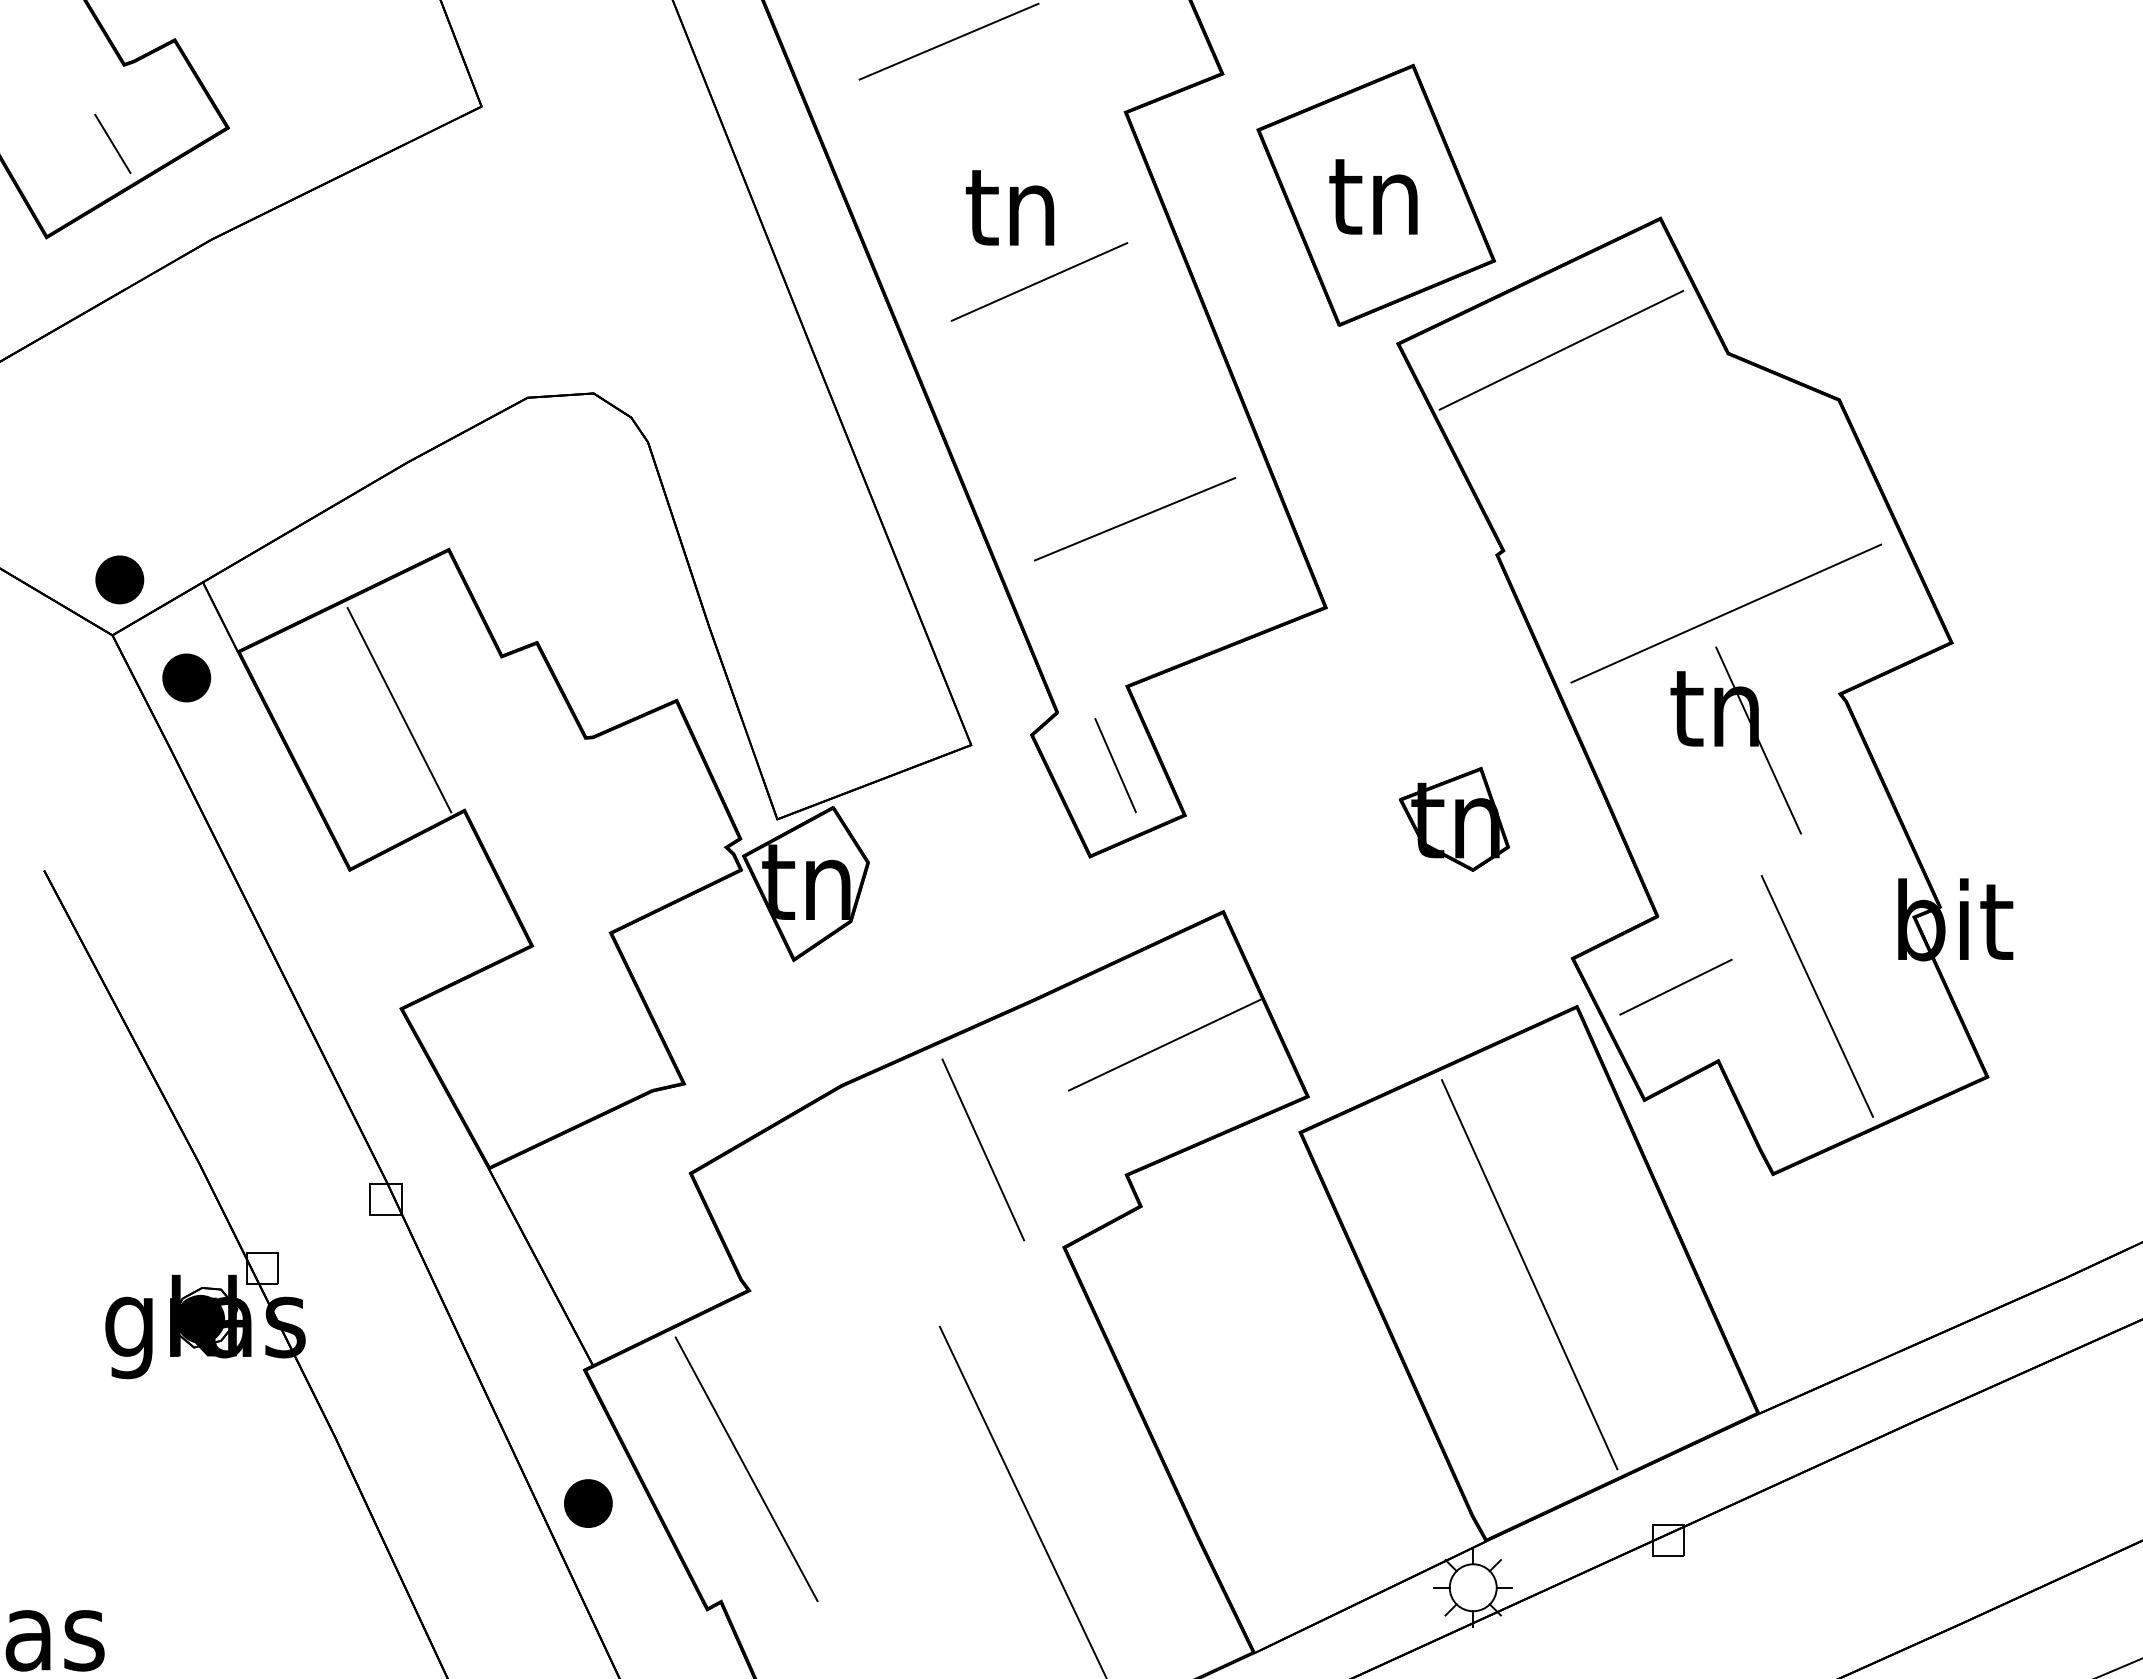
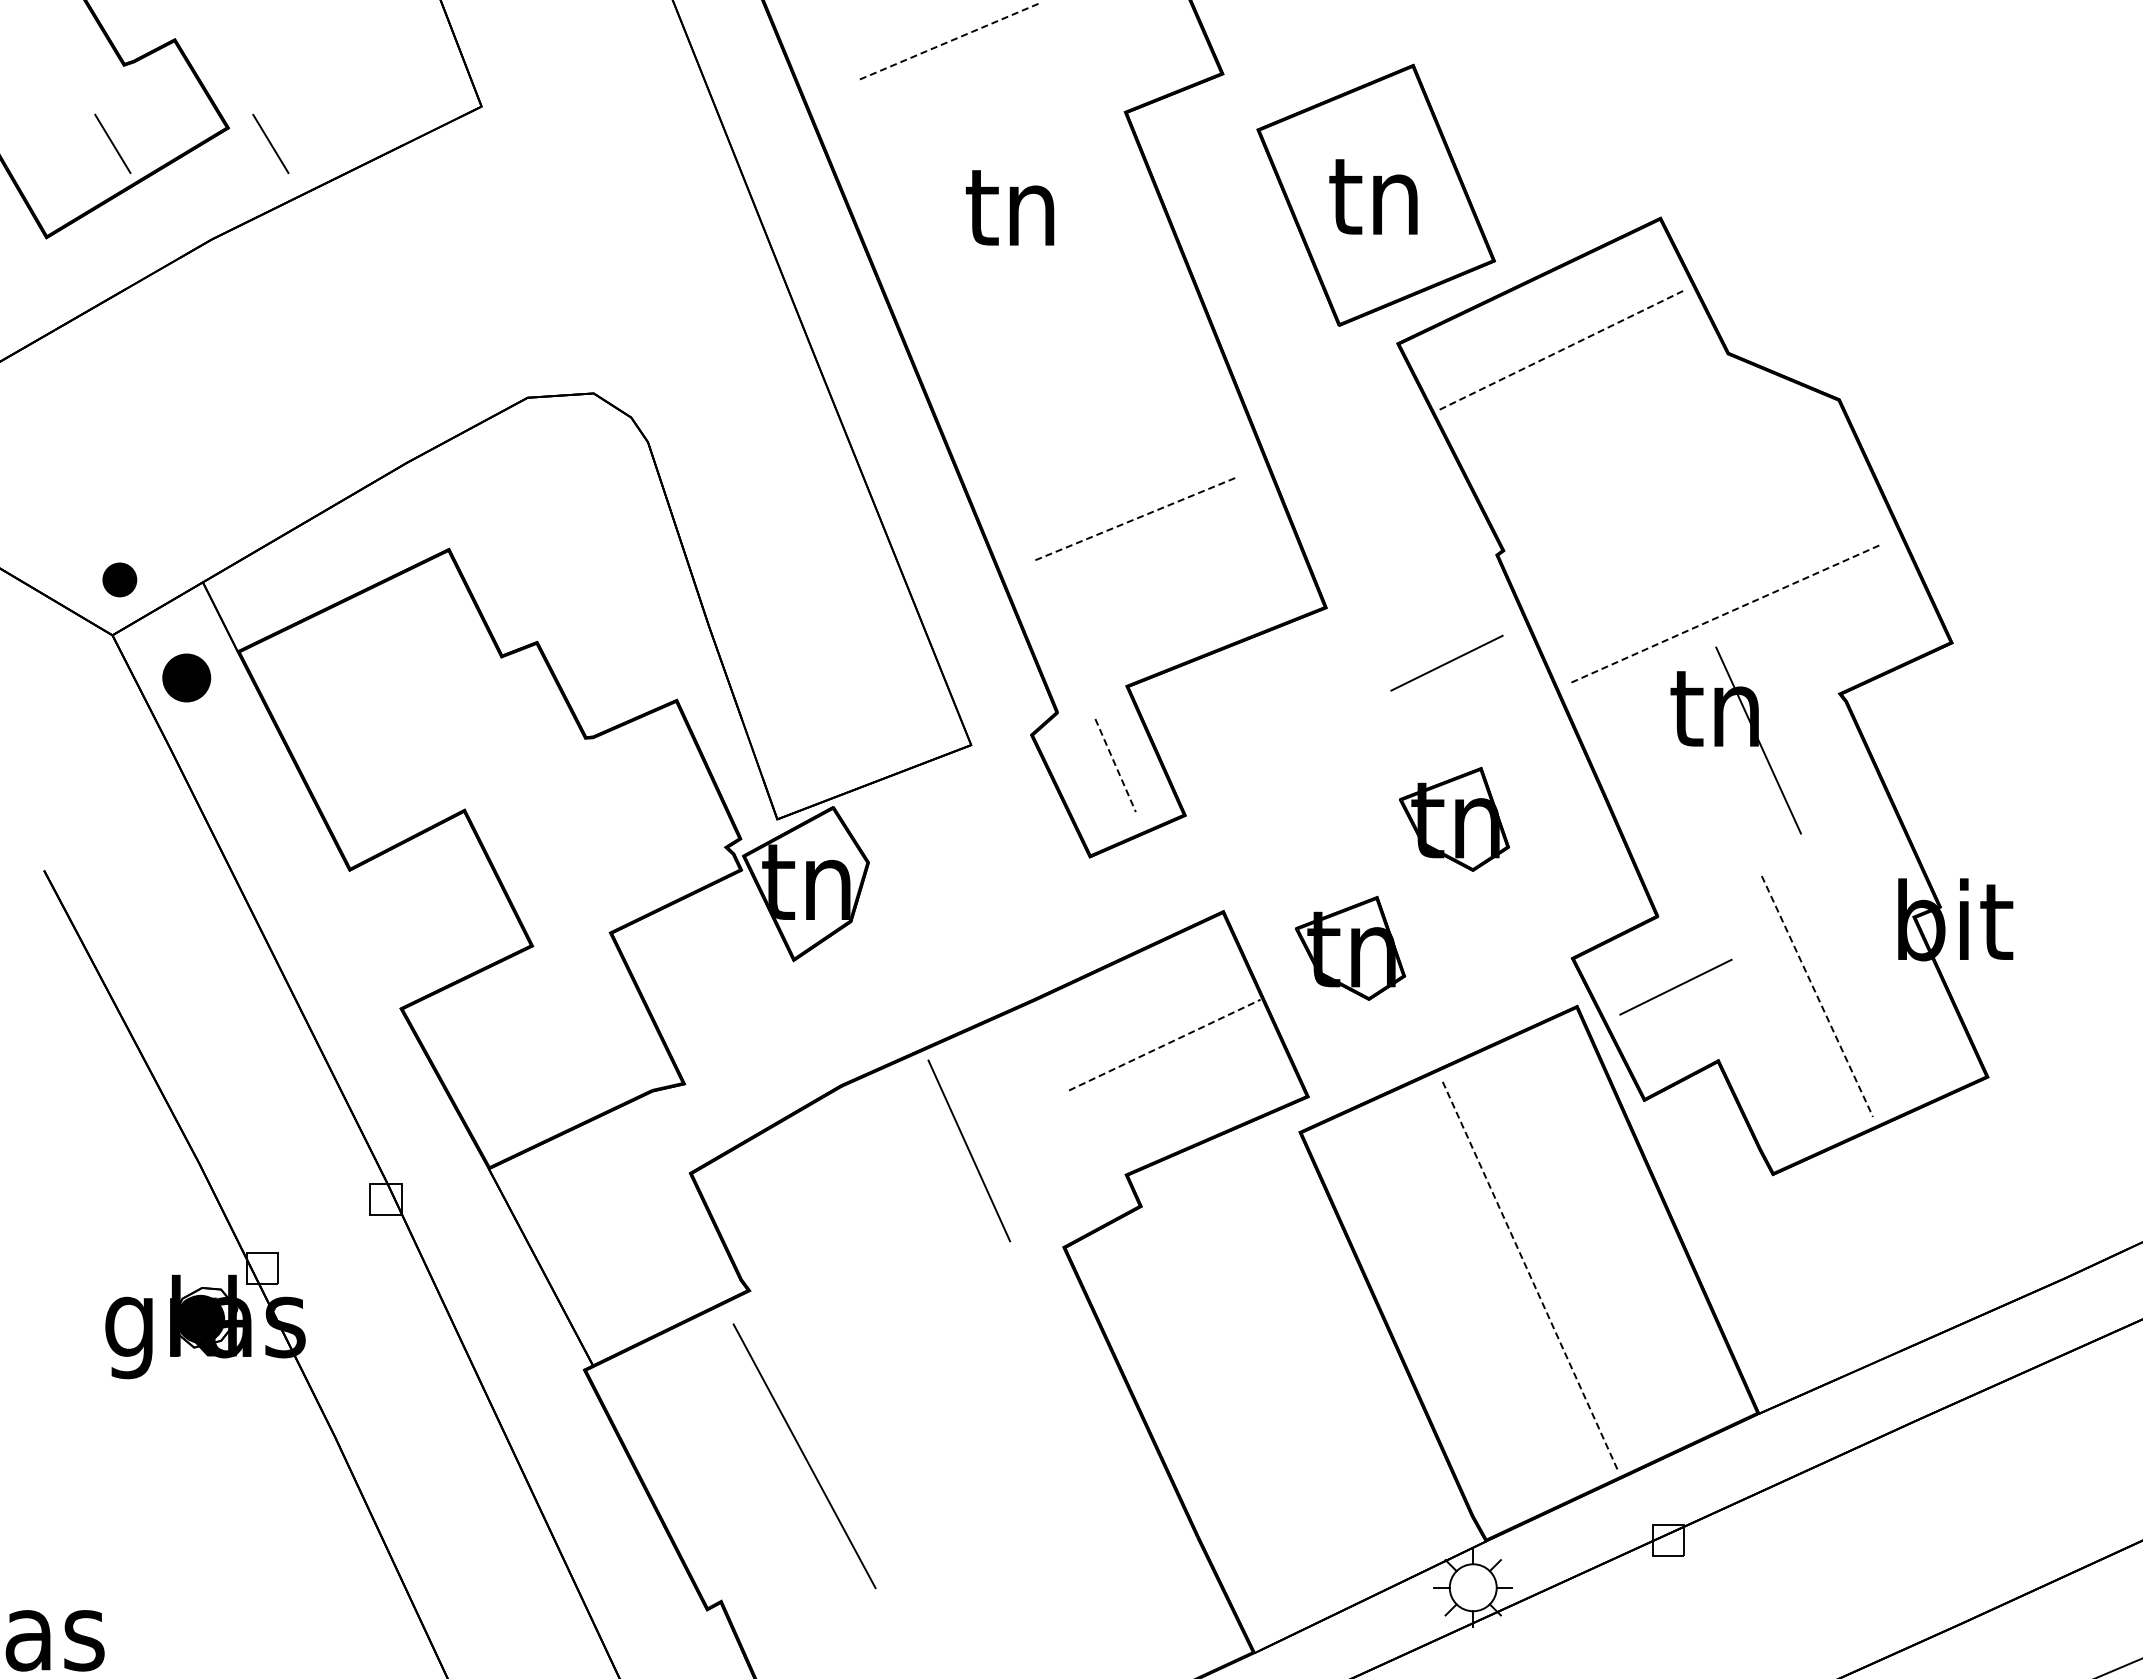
line: solid -> dashed (948, 41)
line: none -> present (270, 143)
line: present -> none (1039, 281)
line: solid -> dashed (1561, 350)
line: solid -> dashed (1134, 519)
part size: 50x50 px -> 36x36 px (119, 579)
line: solid -> dashed (1726, 613)
line: none -> present (1446, 662)
line: present -> none (399, 710)
line: solid -> dashed (1115, 765)
part: none -> present (1350, 947)
line: solid -> dashed (1817, 996)
line: solid -> dashed (1164, 1045)
line position: (983, 1149) -> (969, 1150) (969, 1150)
line: solid -> dashed (1529, 1274)
line position: (746, 1469) -> (804, 1456) (804, 1456)
line: present -> none (1022, 1500)
part: present -> none (588, 1503)
